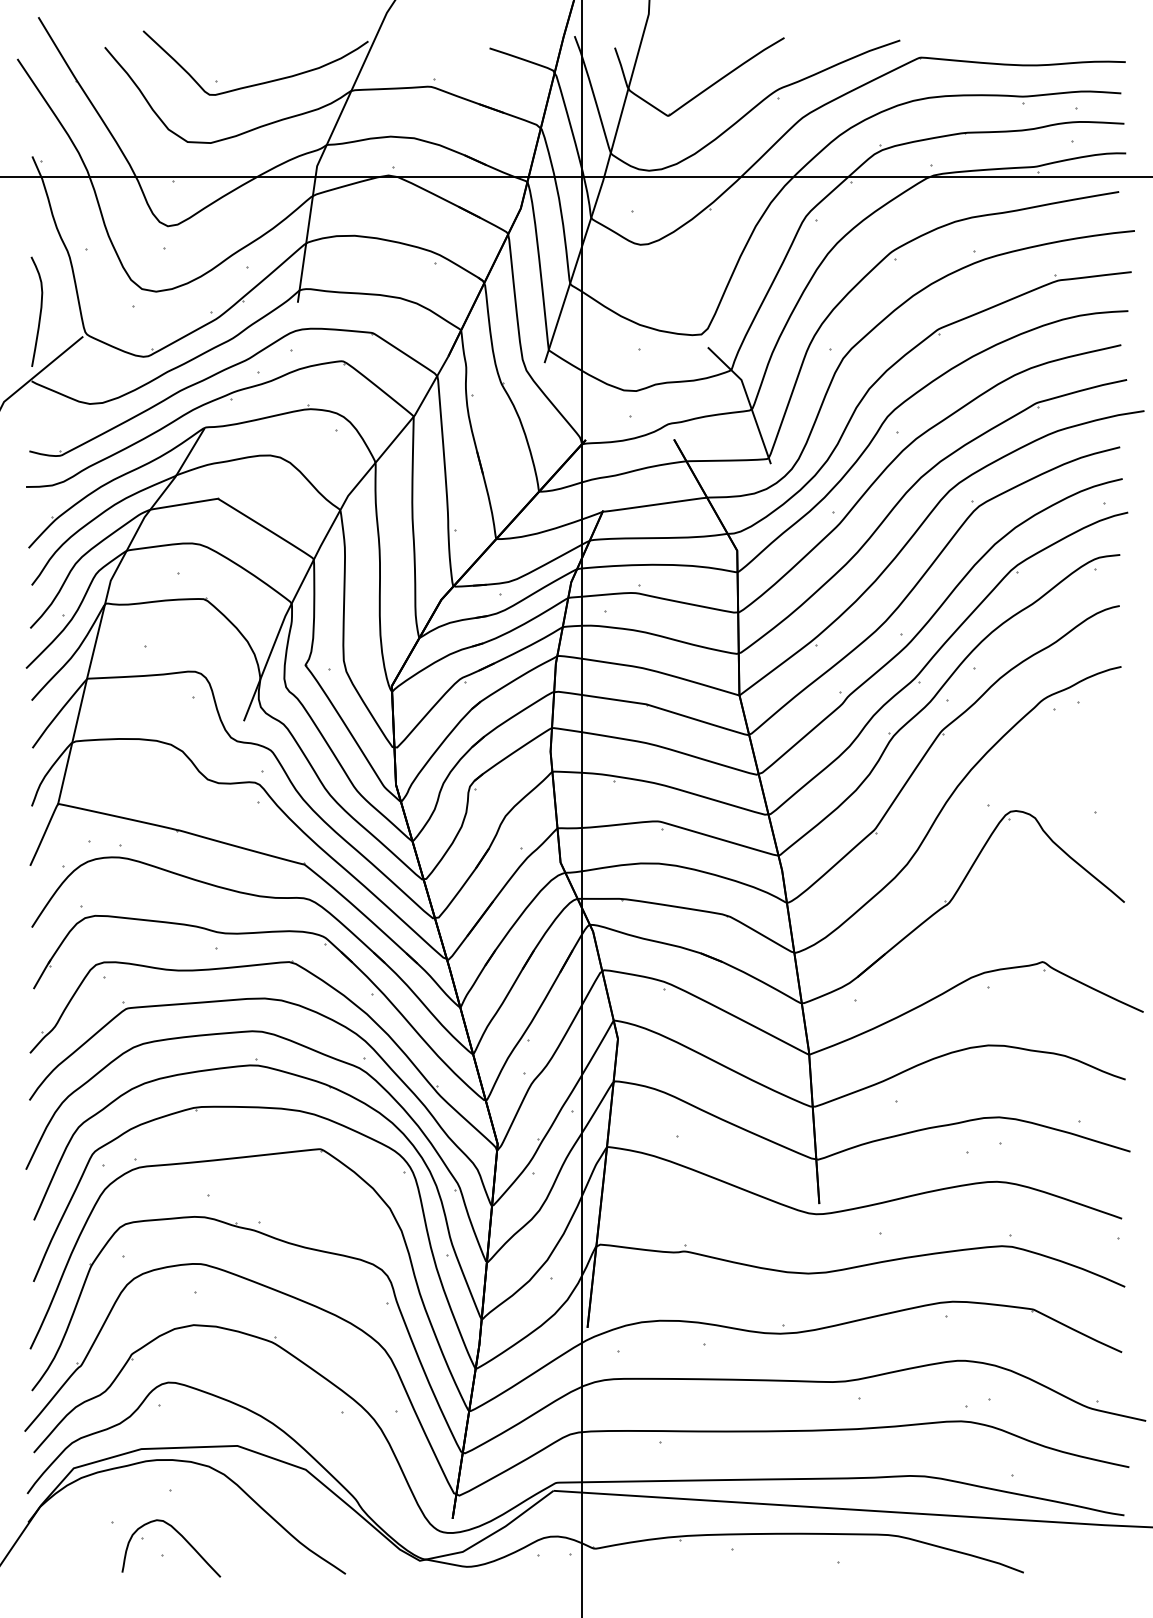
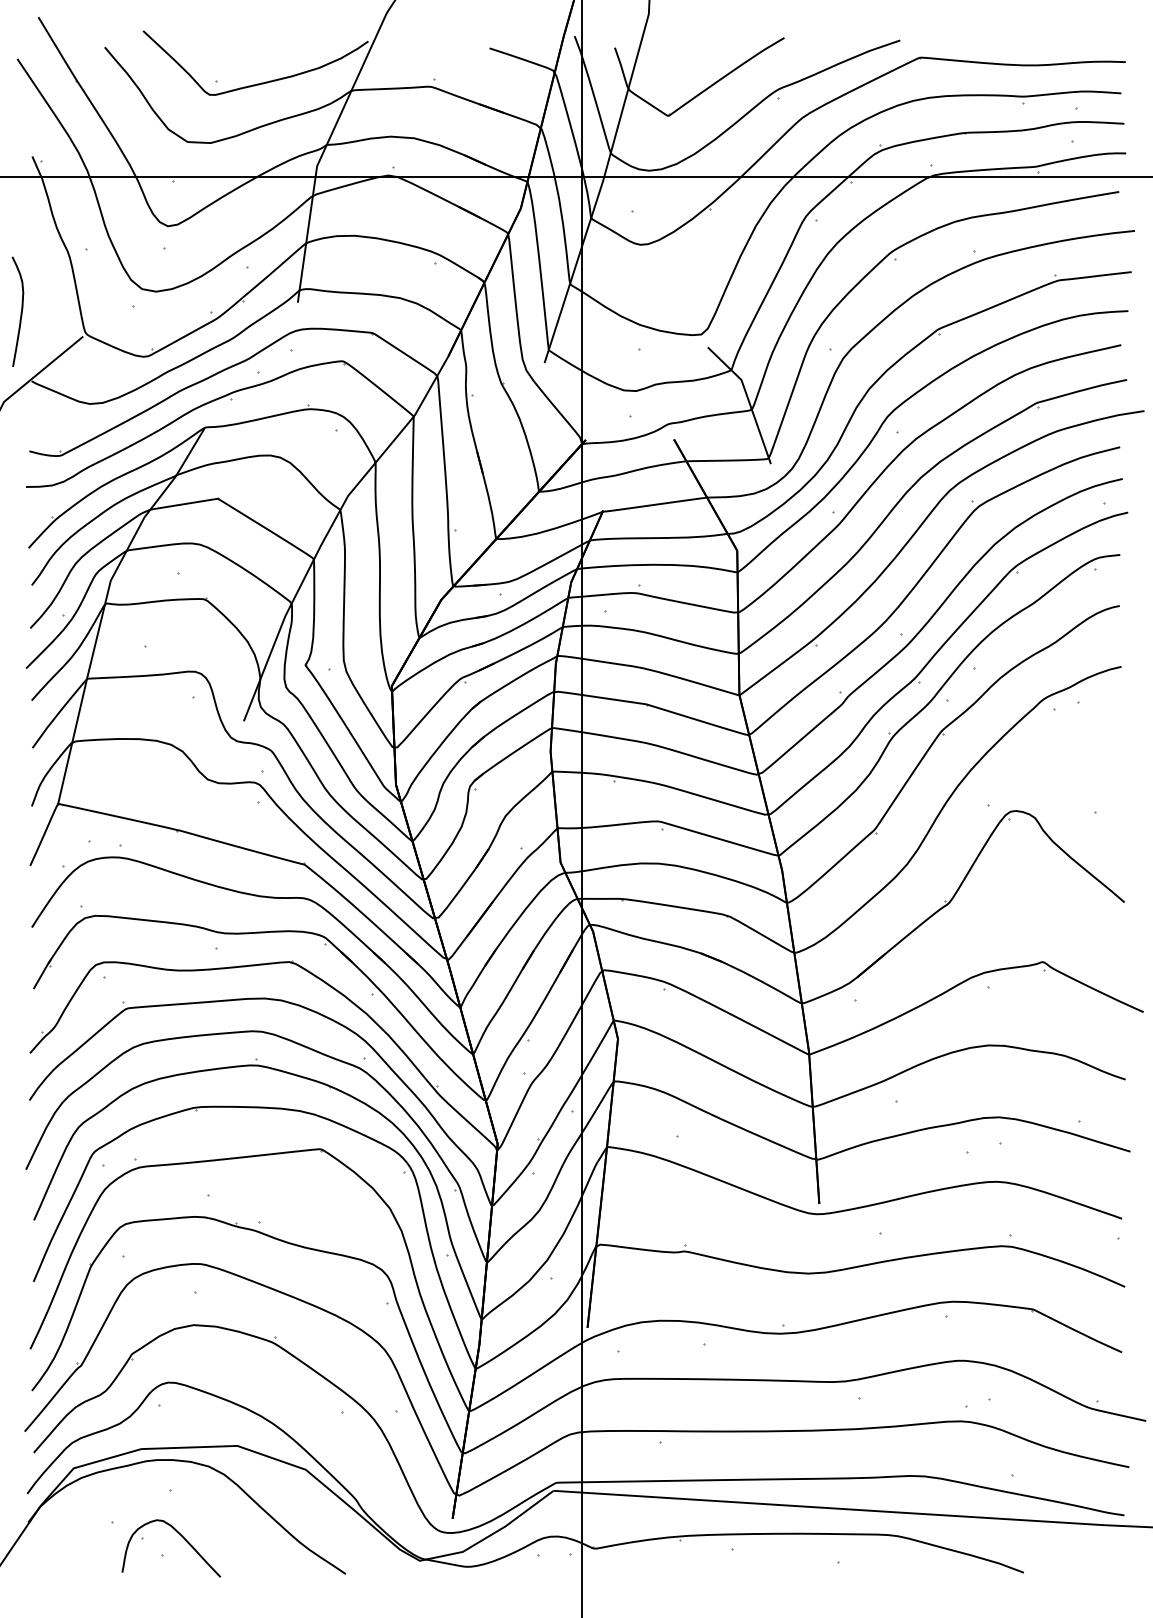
curve position: (39, 312) -> (20, 312) (20, 312)
